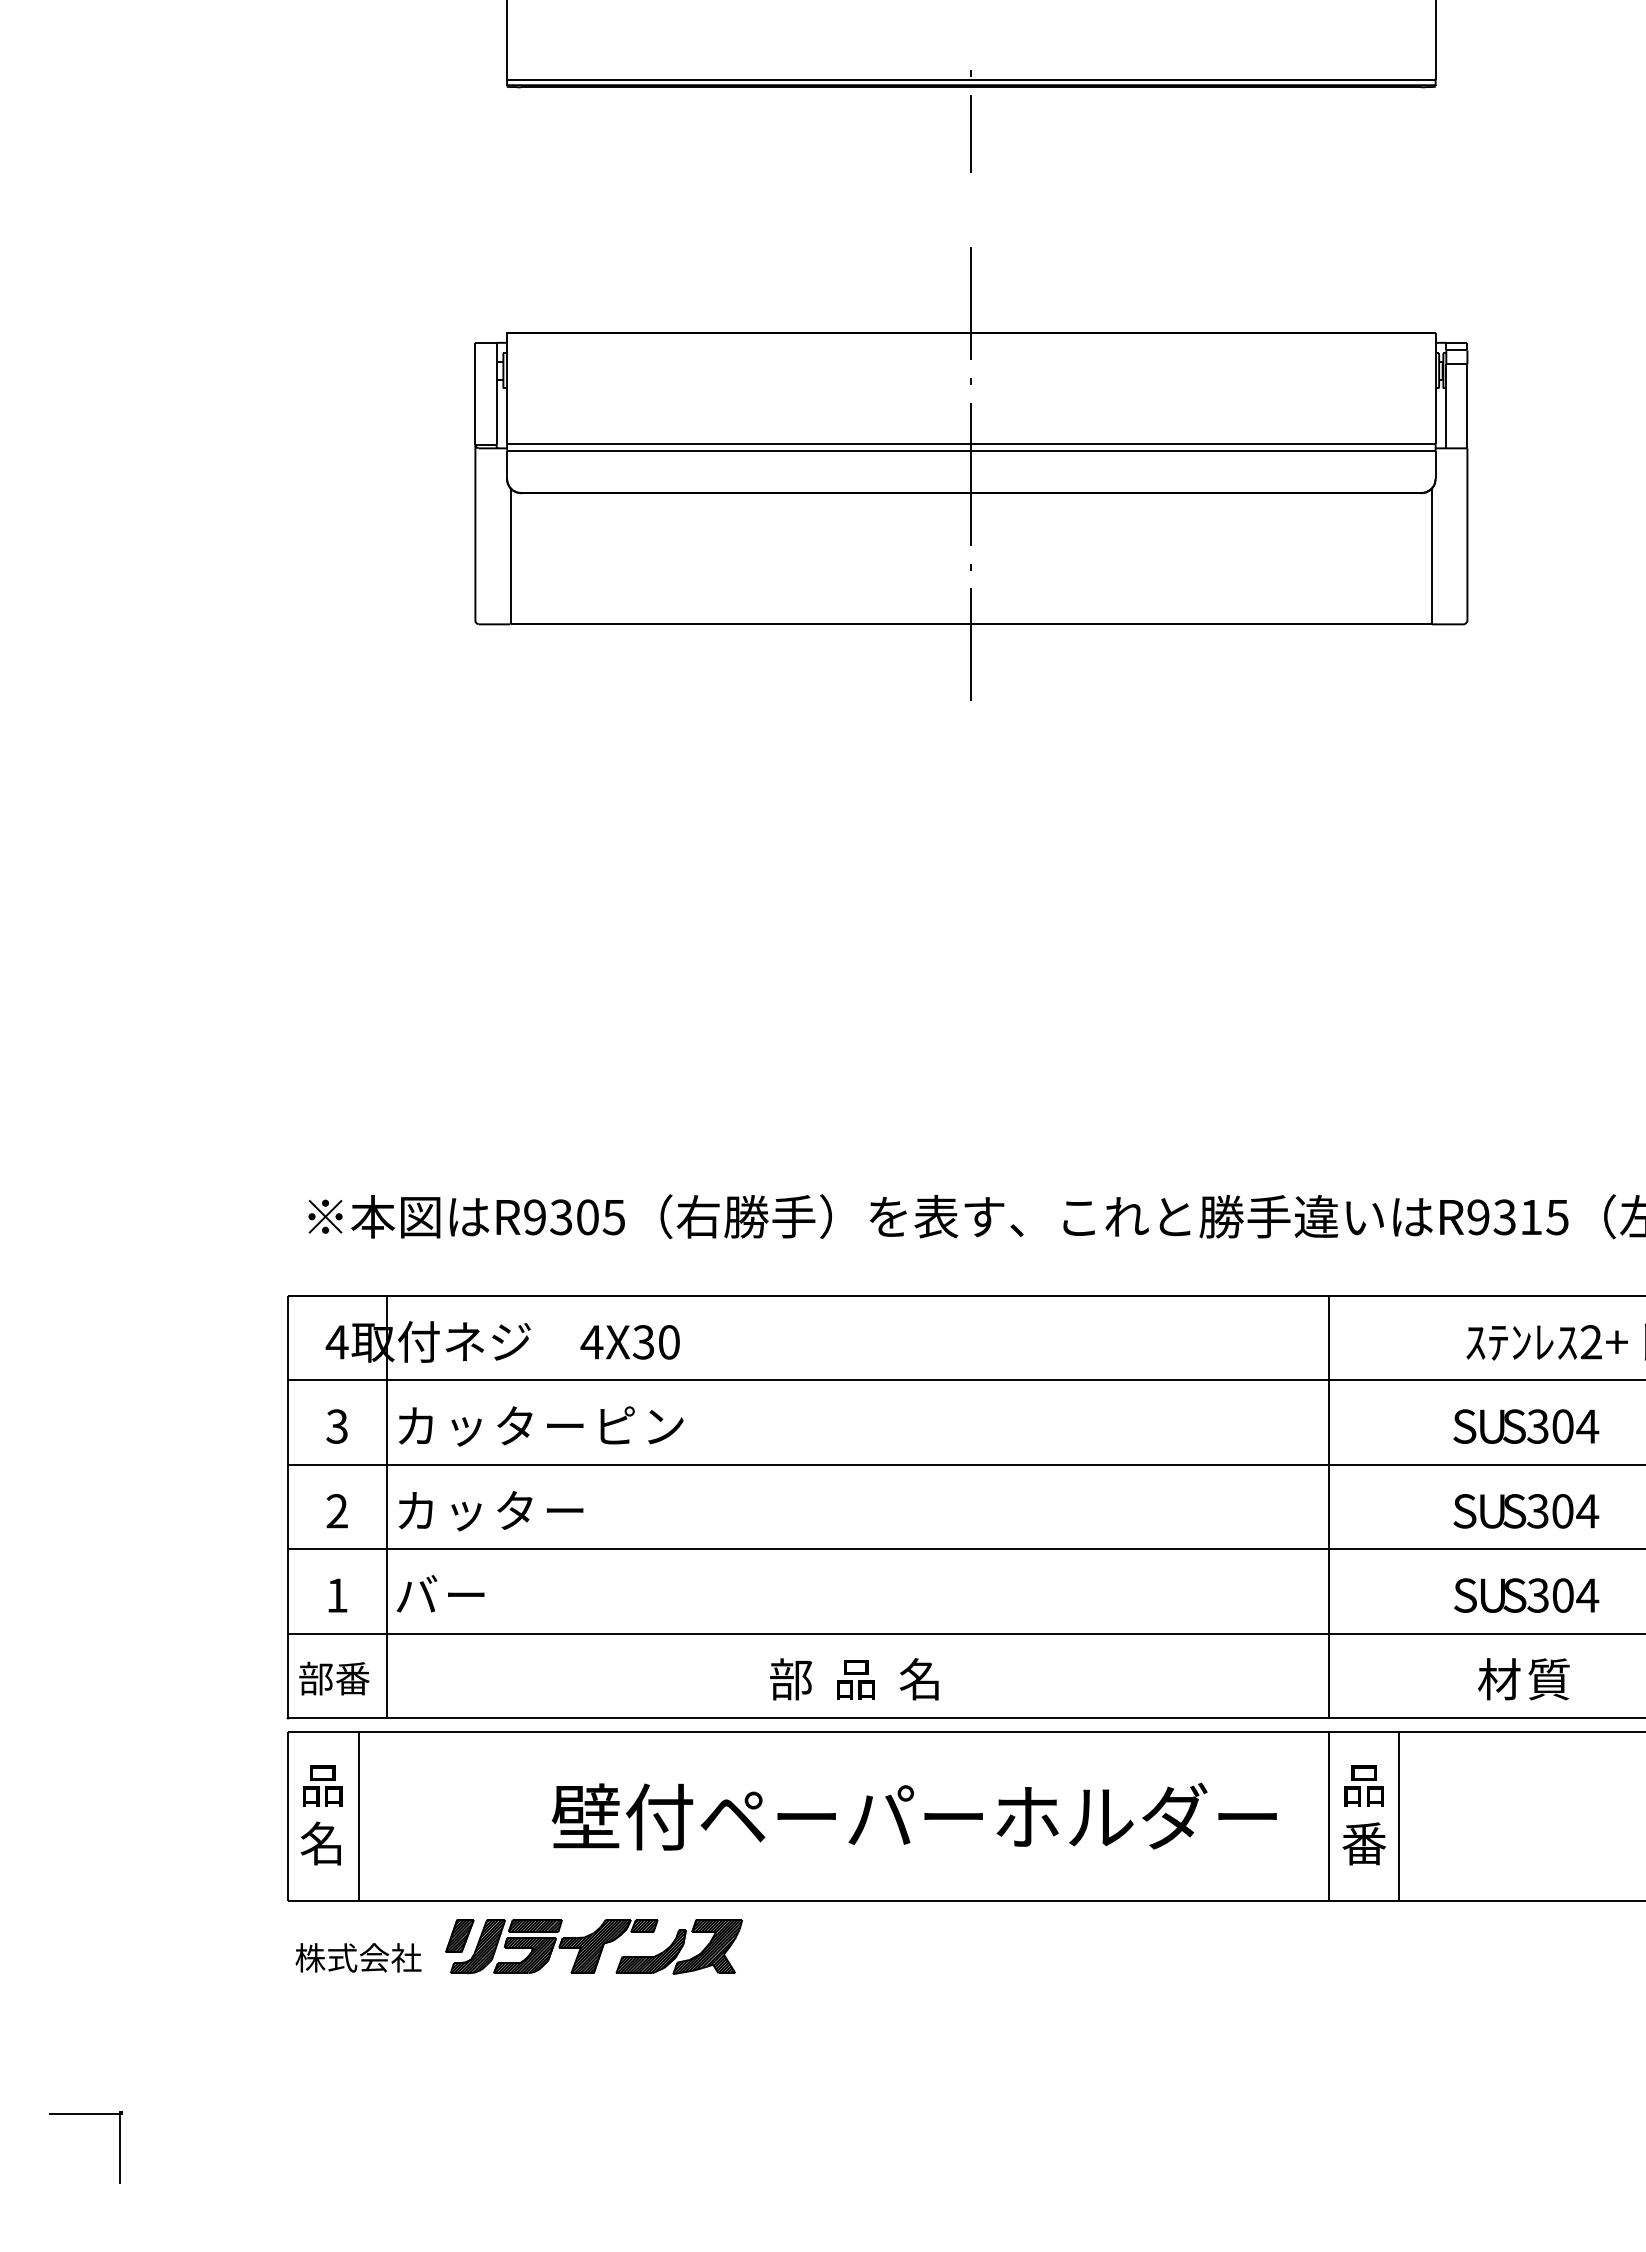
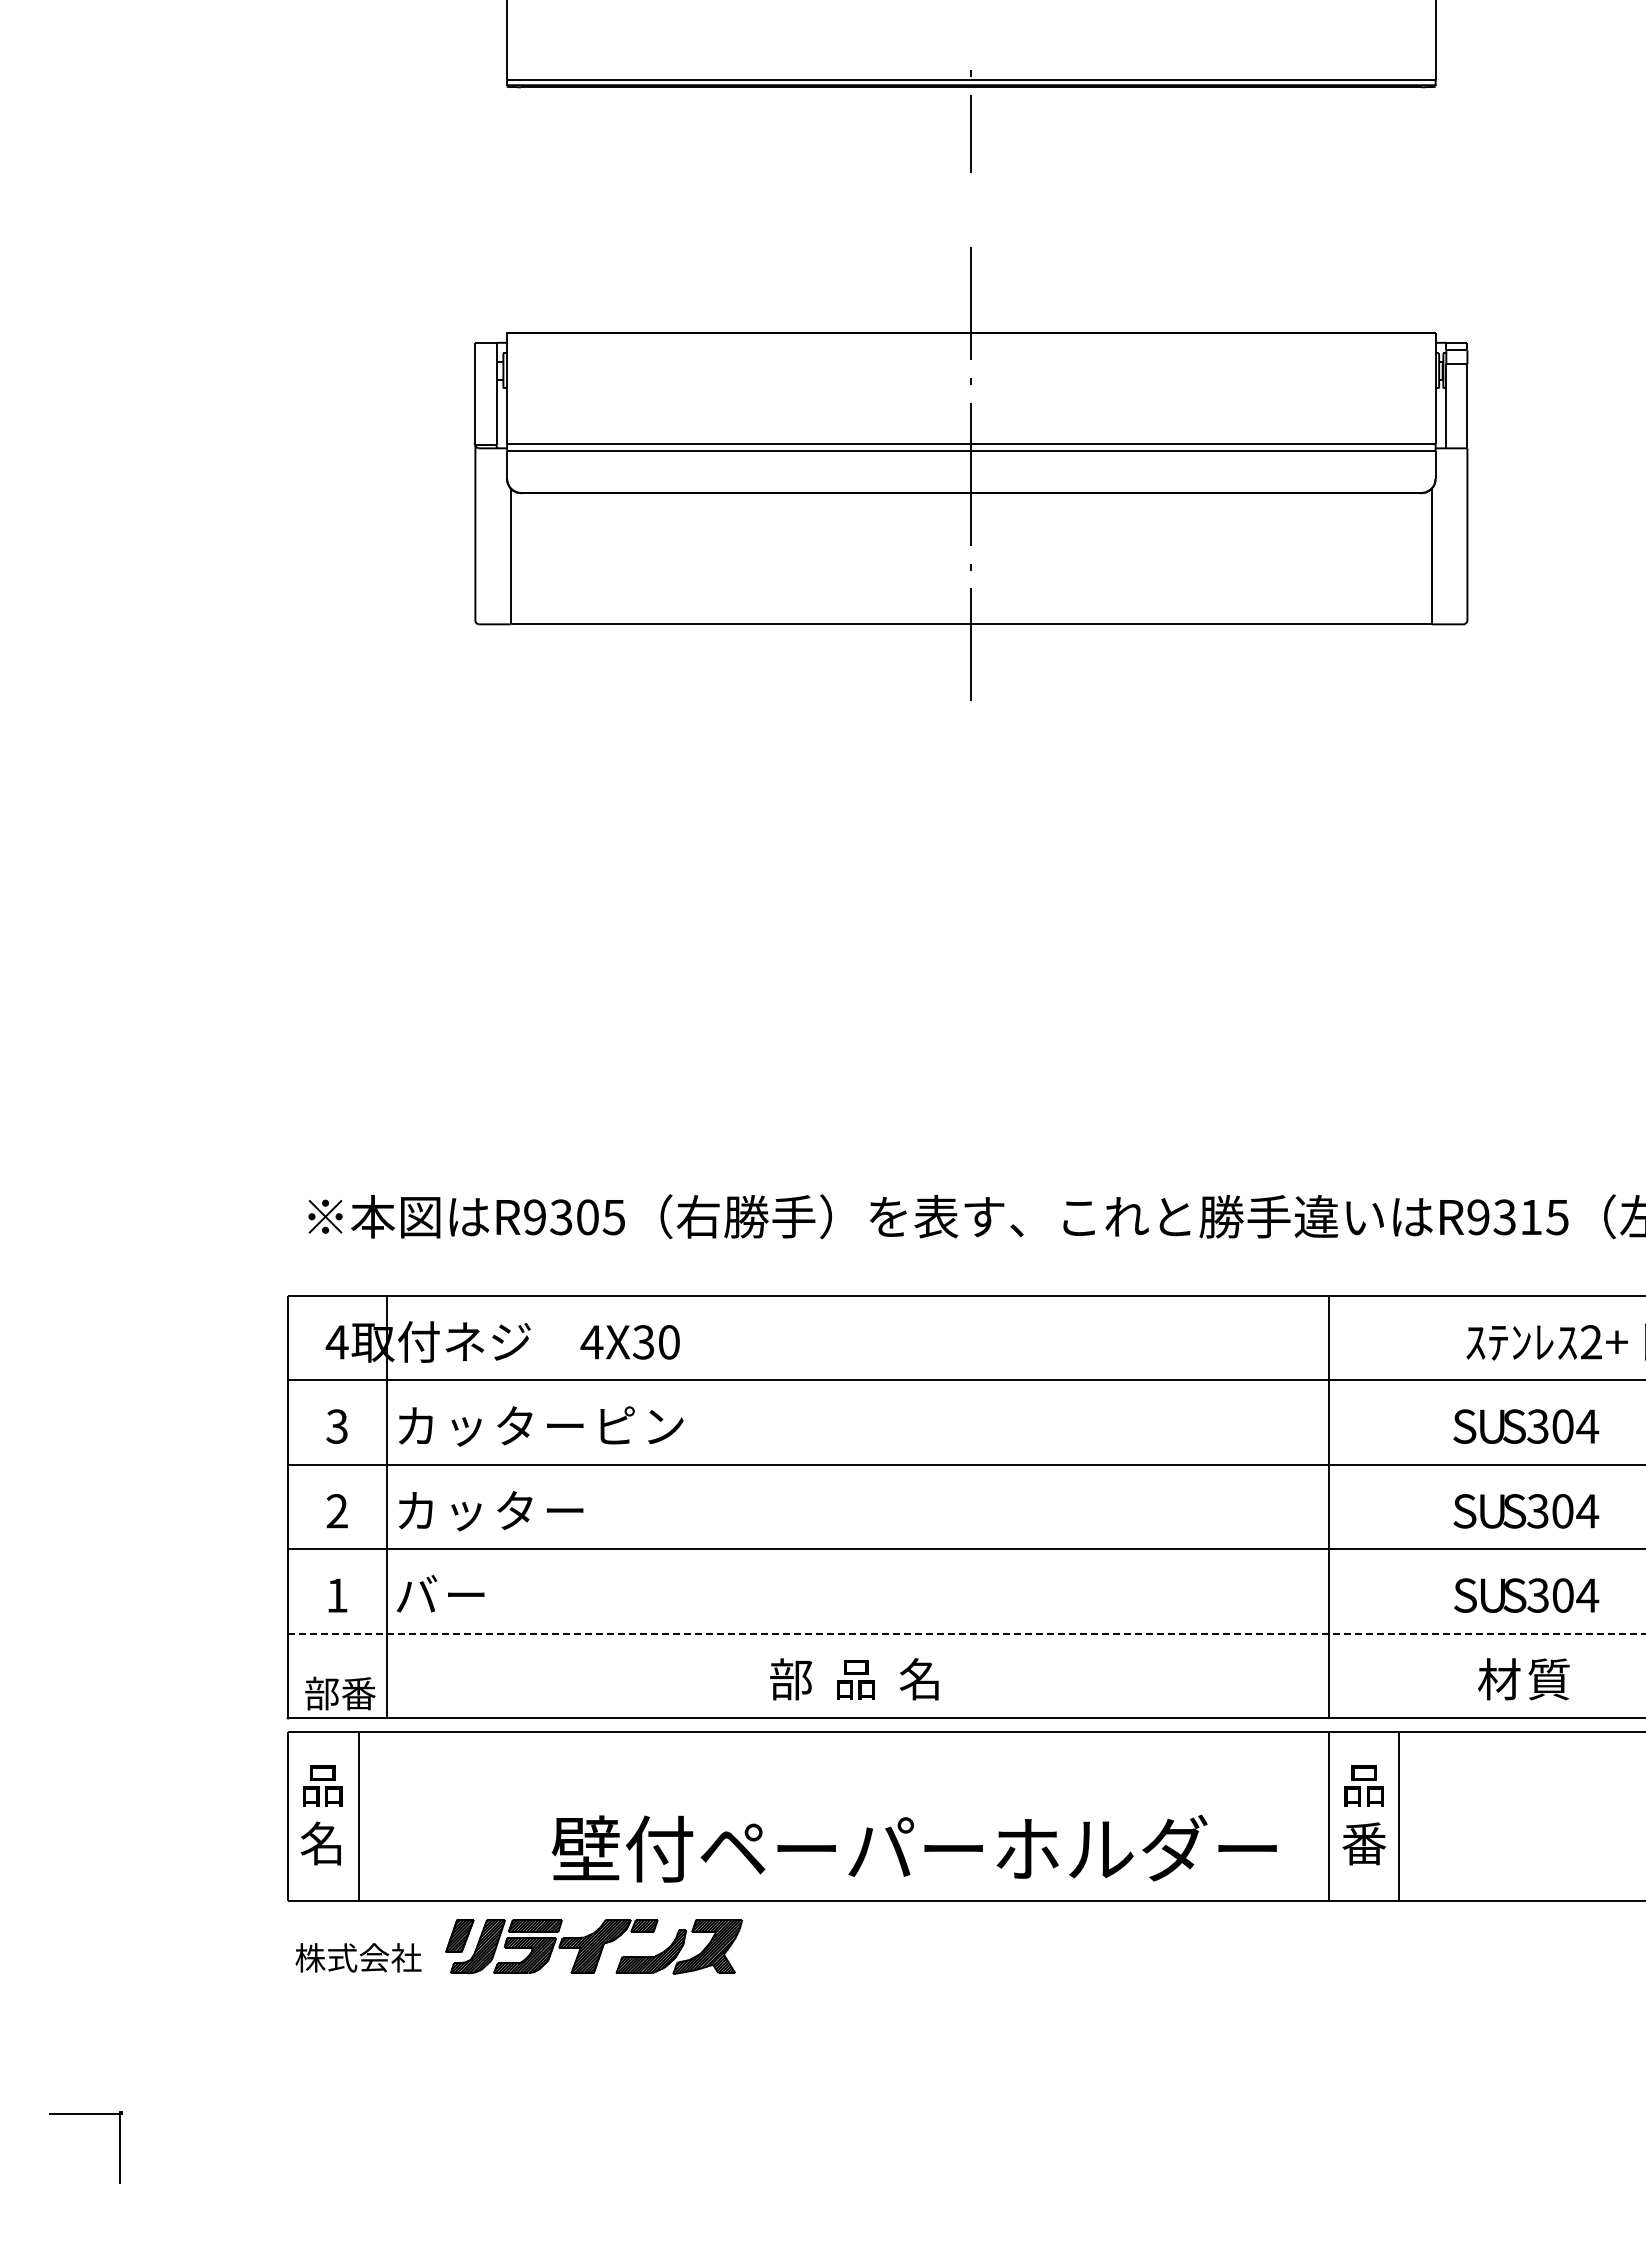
line: solid -> dashed (967, 1633)
text position: (334, 1678) -> (340, 1693) (340, 1693)
text position: (913, 1816) -> (913, 1848) (913, 1848)
